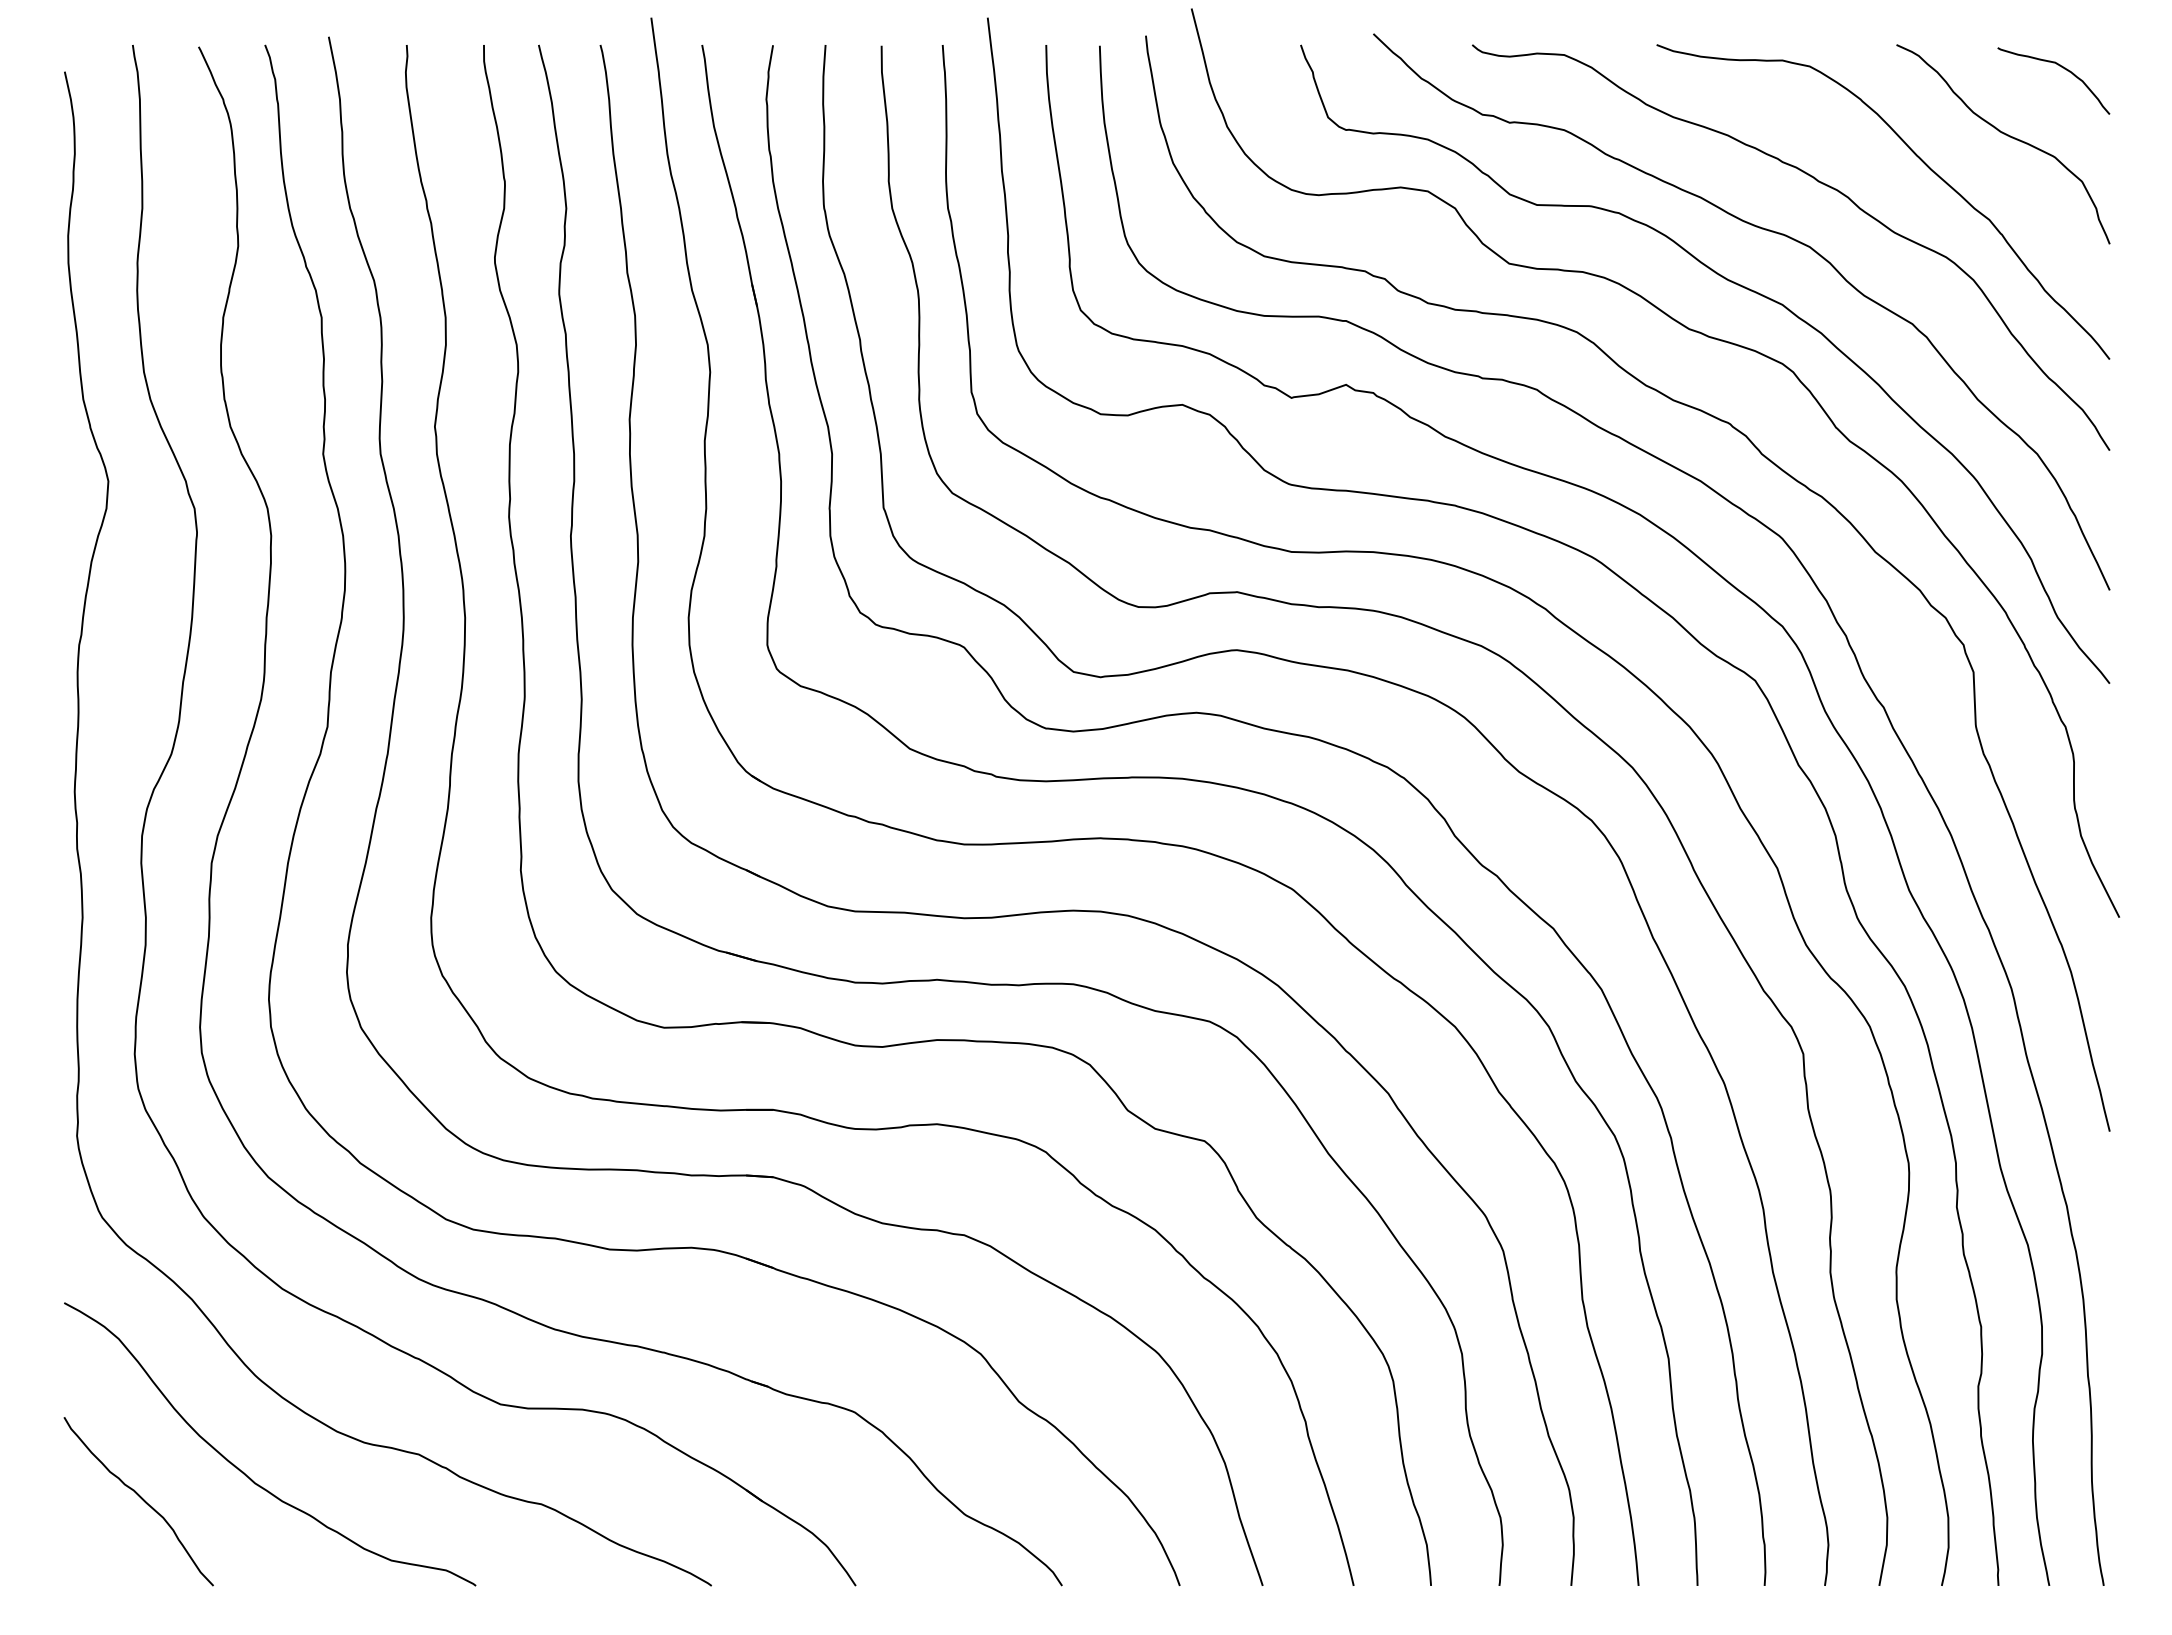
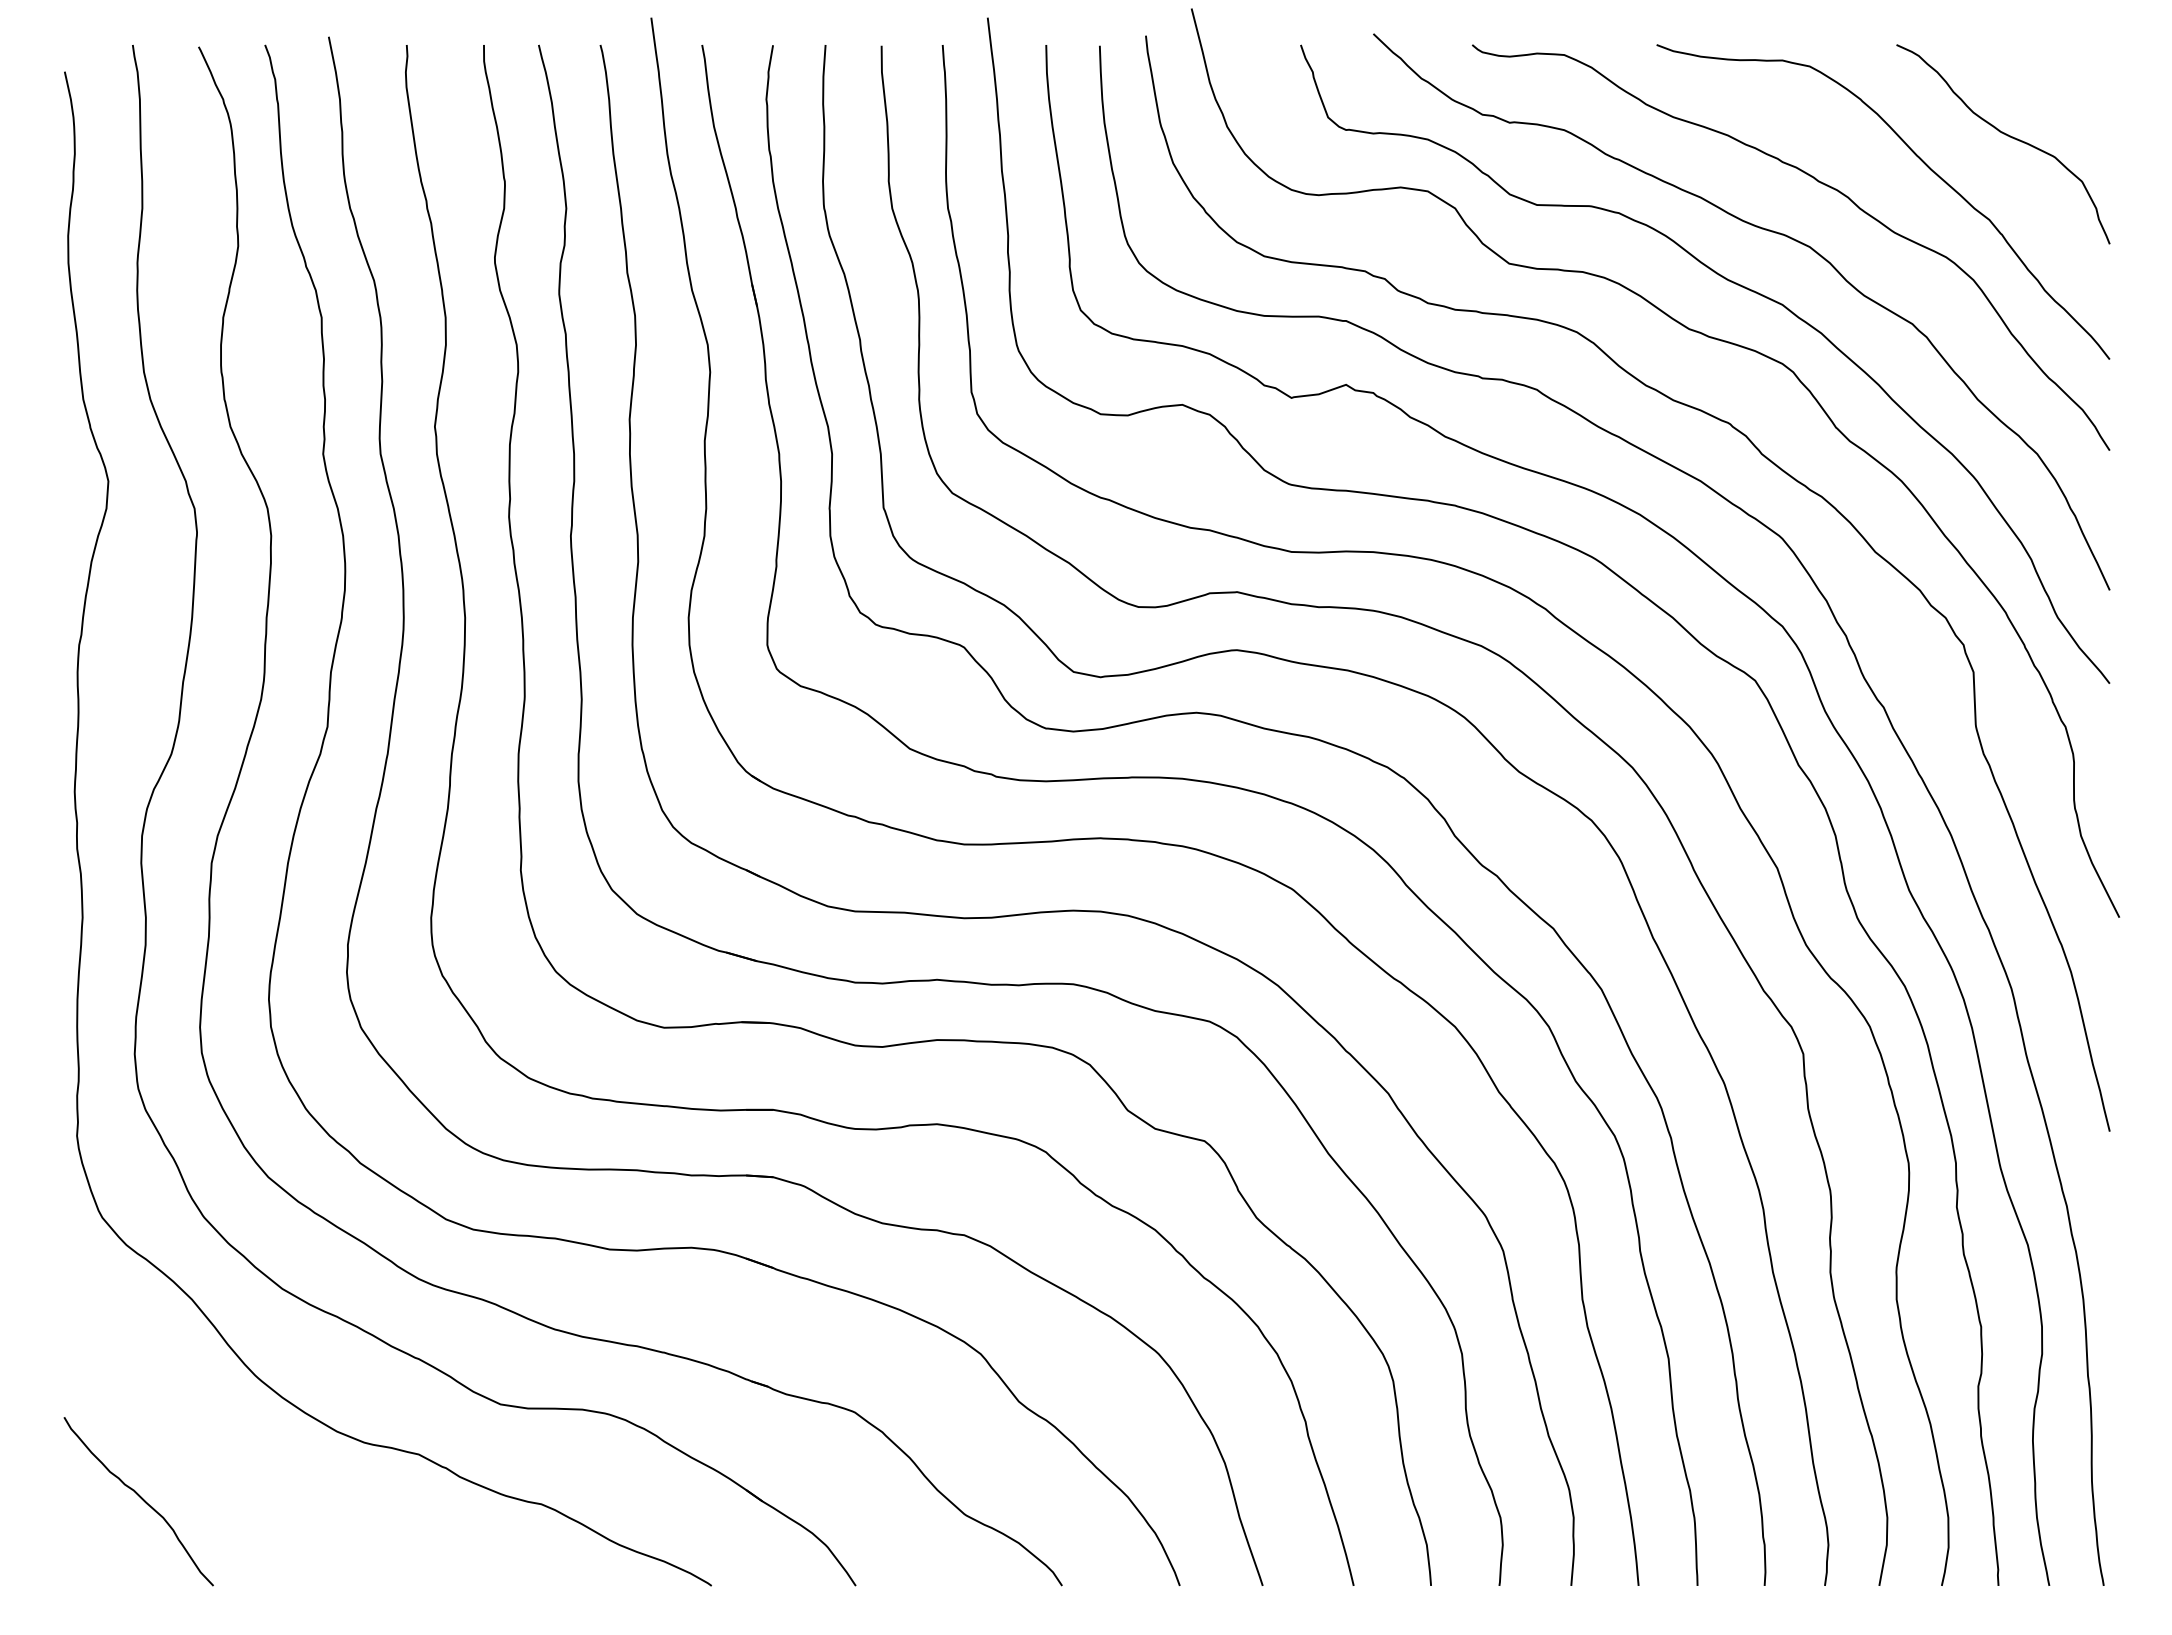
curve: present -> none (2062, 68)
curve: present -> none (243, 1471)
